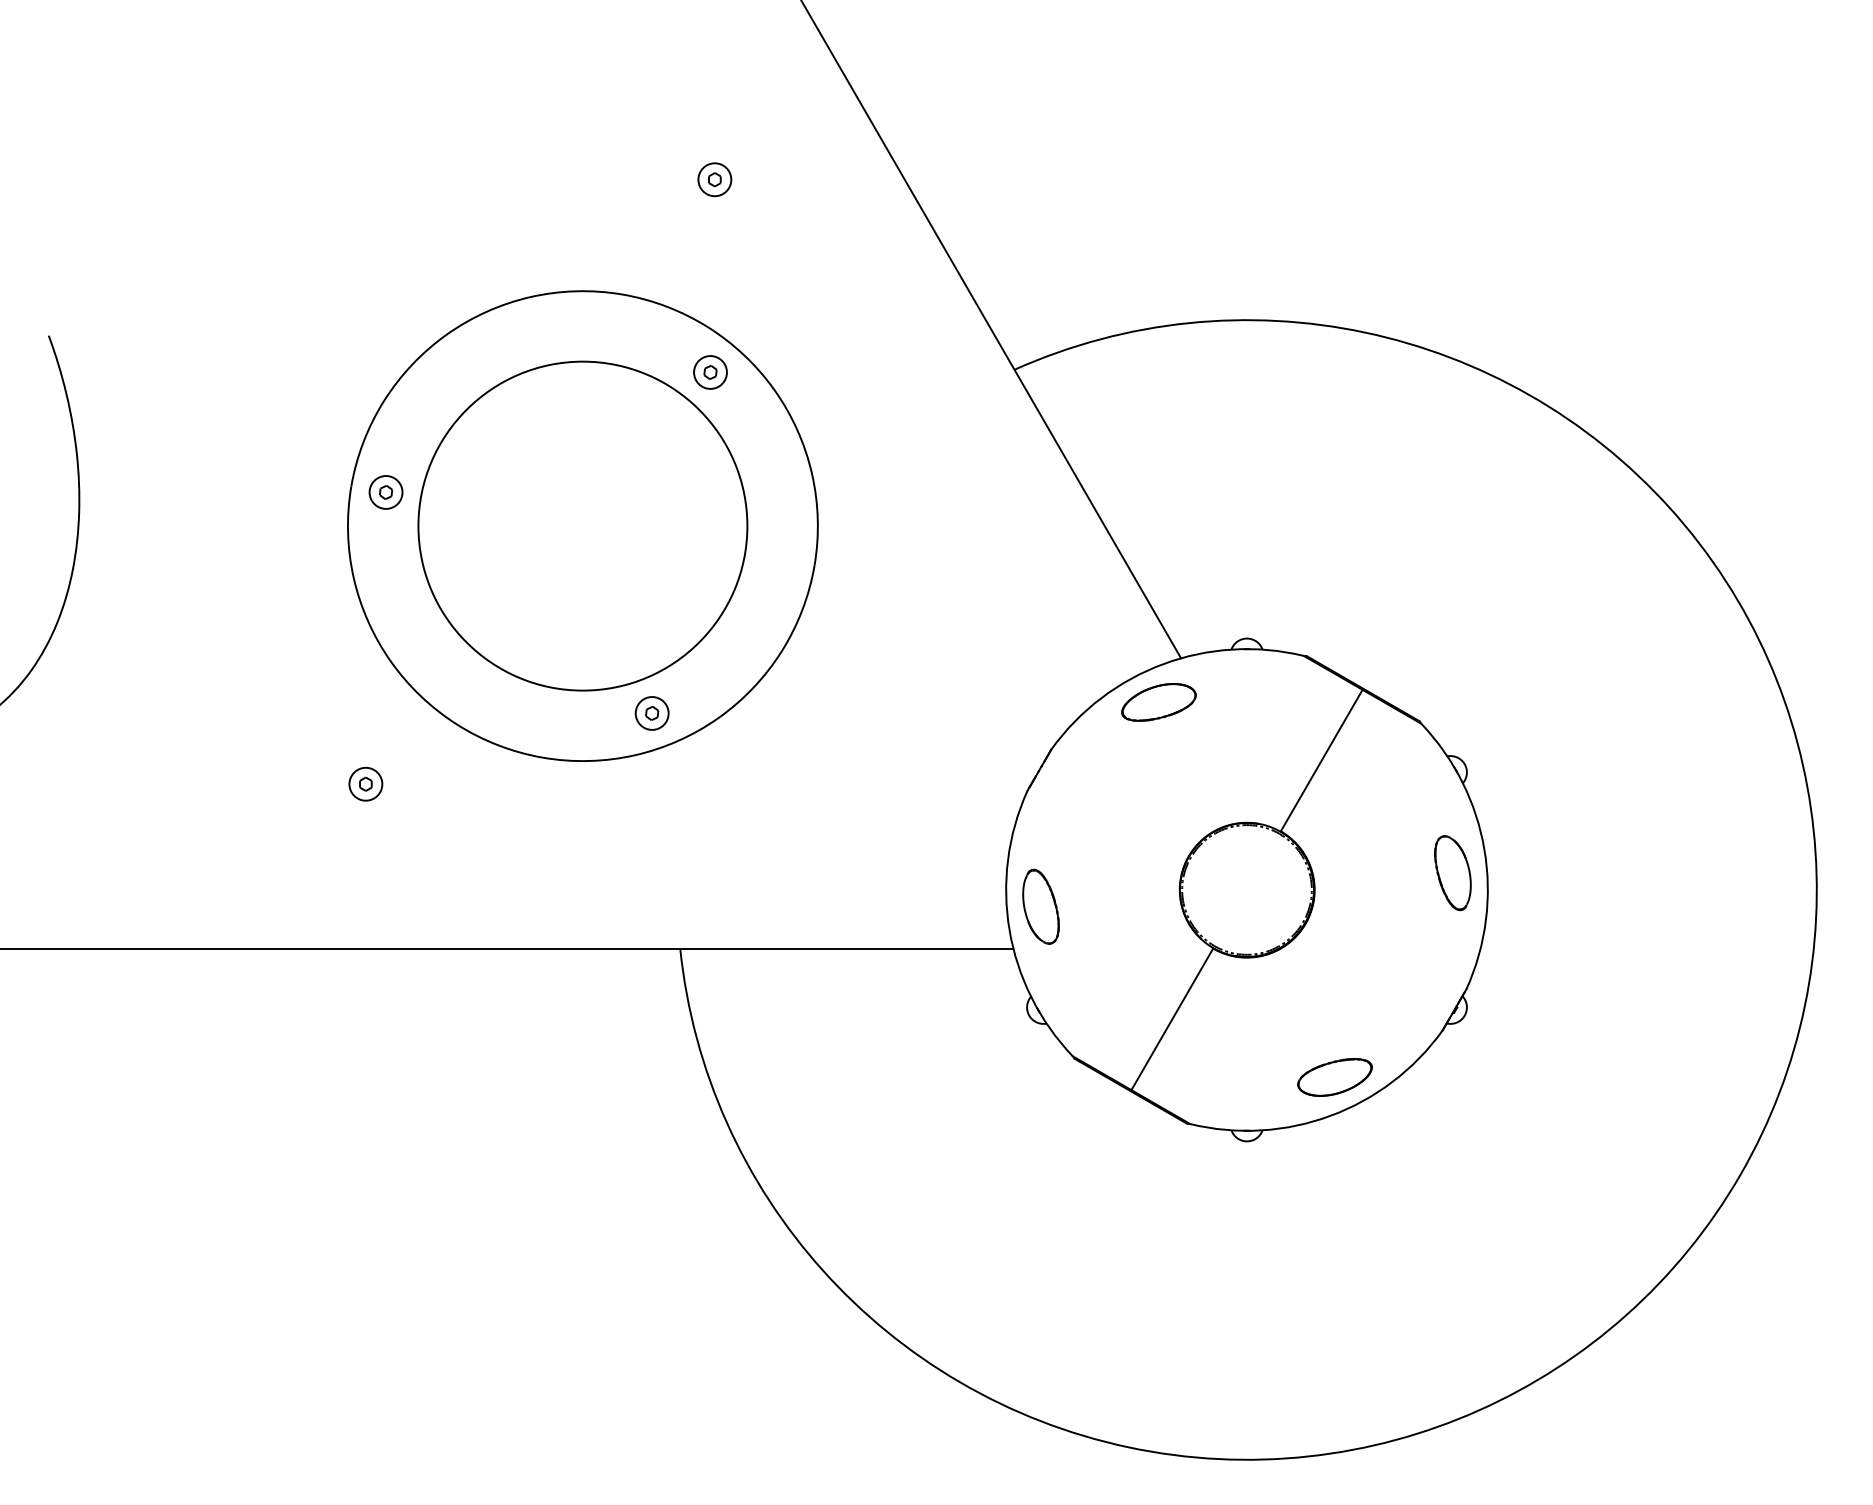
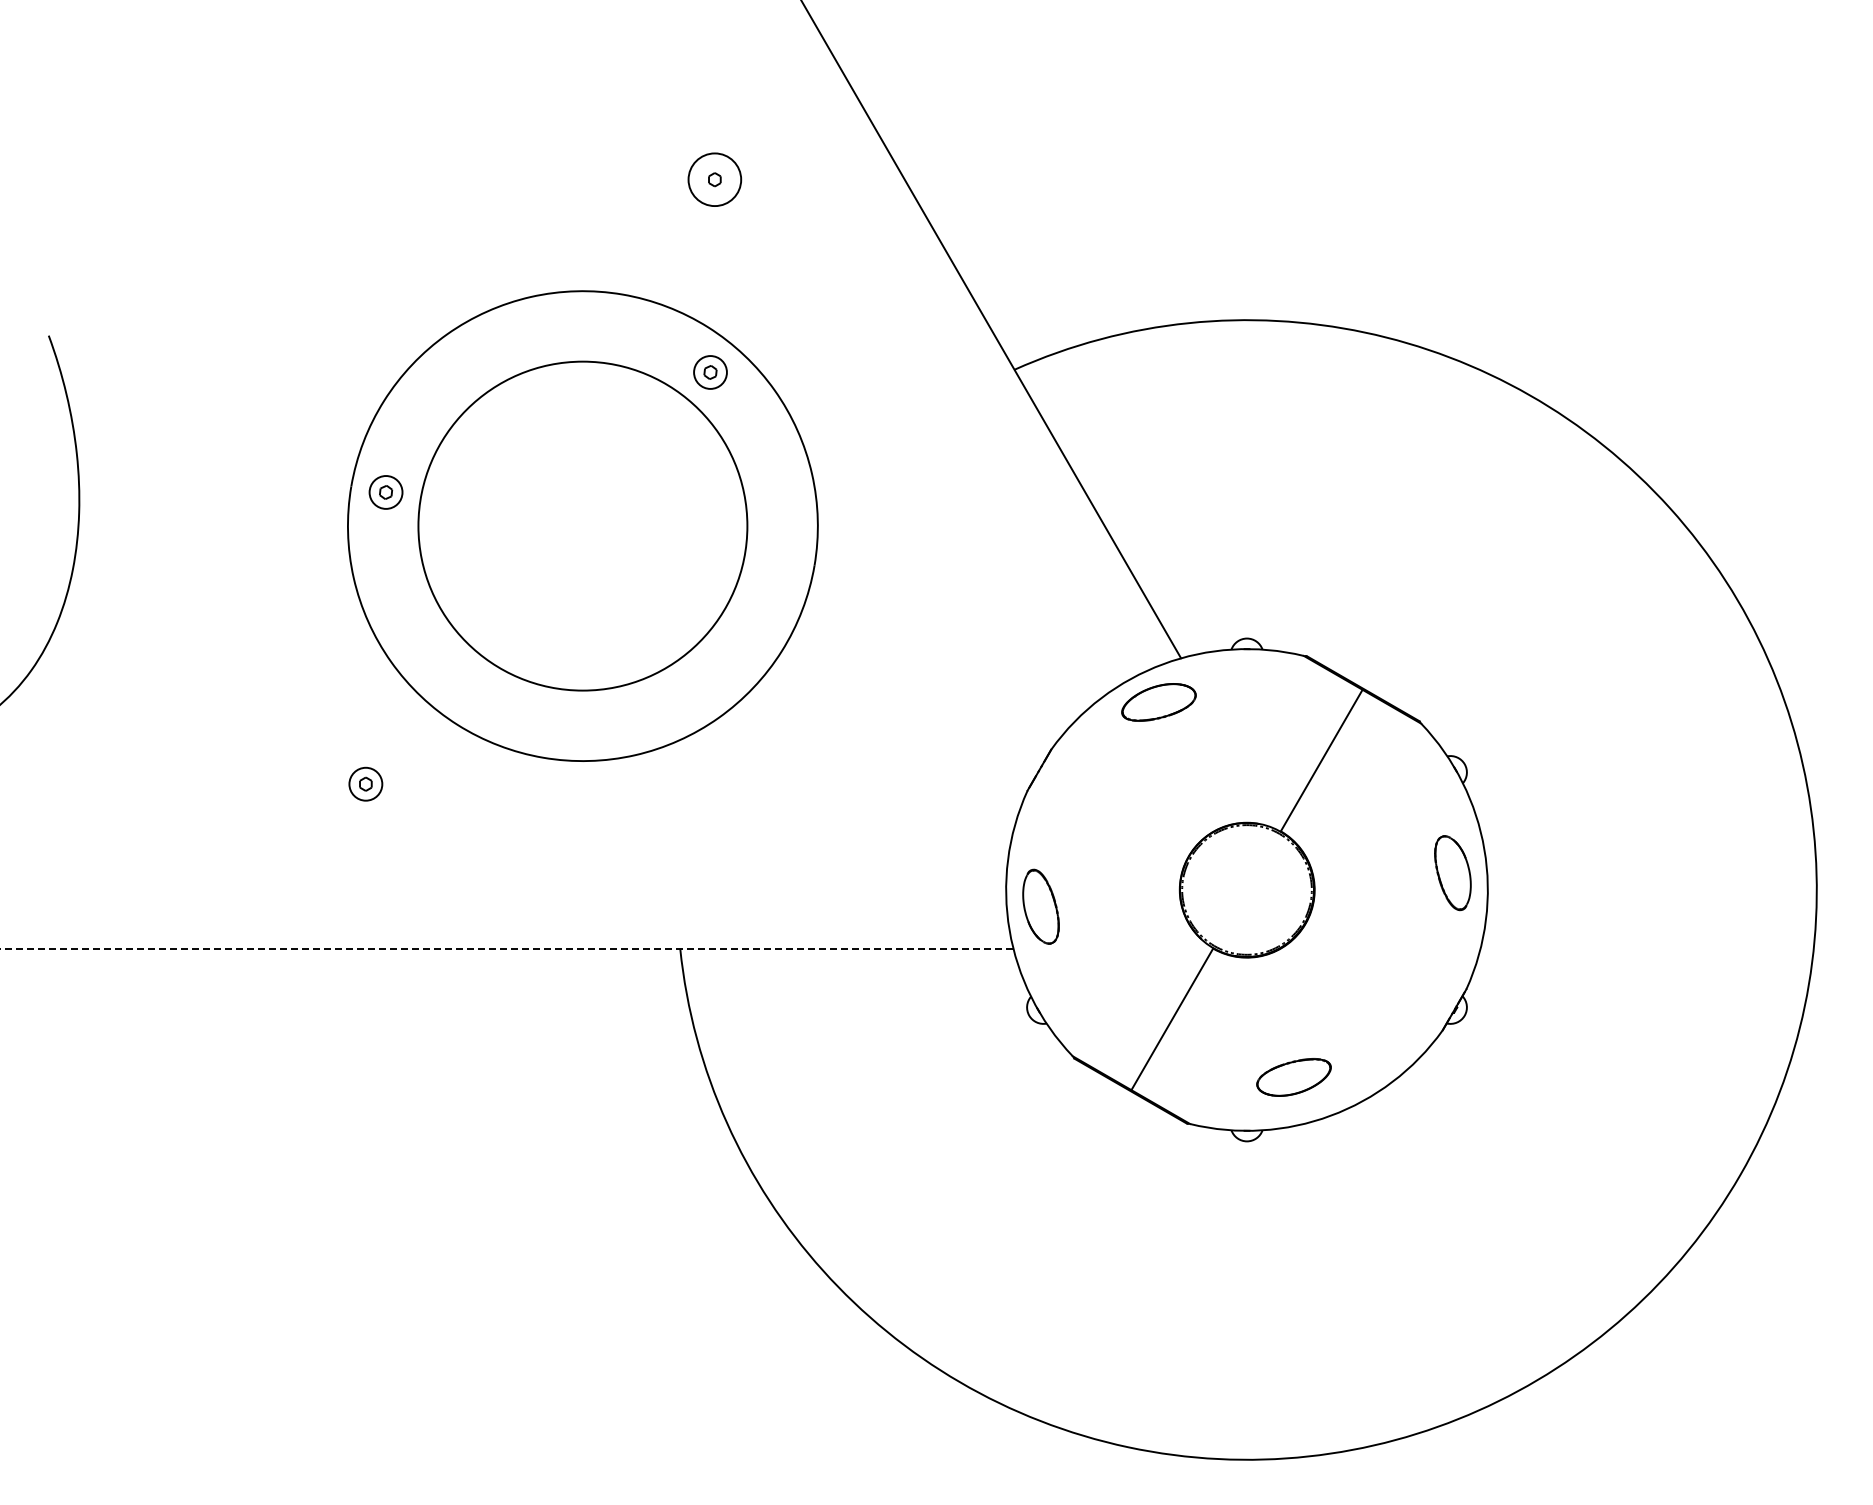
circle diameter: 33 px -> 53 px (714, 179)
part: present -> none (651, 713)
line: solid -> dashed (506, 948)
part position: (1334, 1077) -> (1293, 1077) (1293, 1077)
